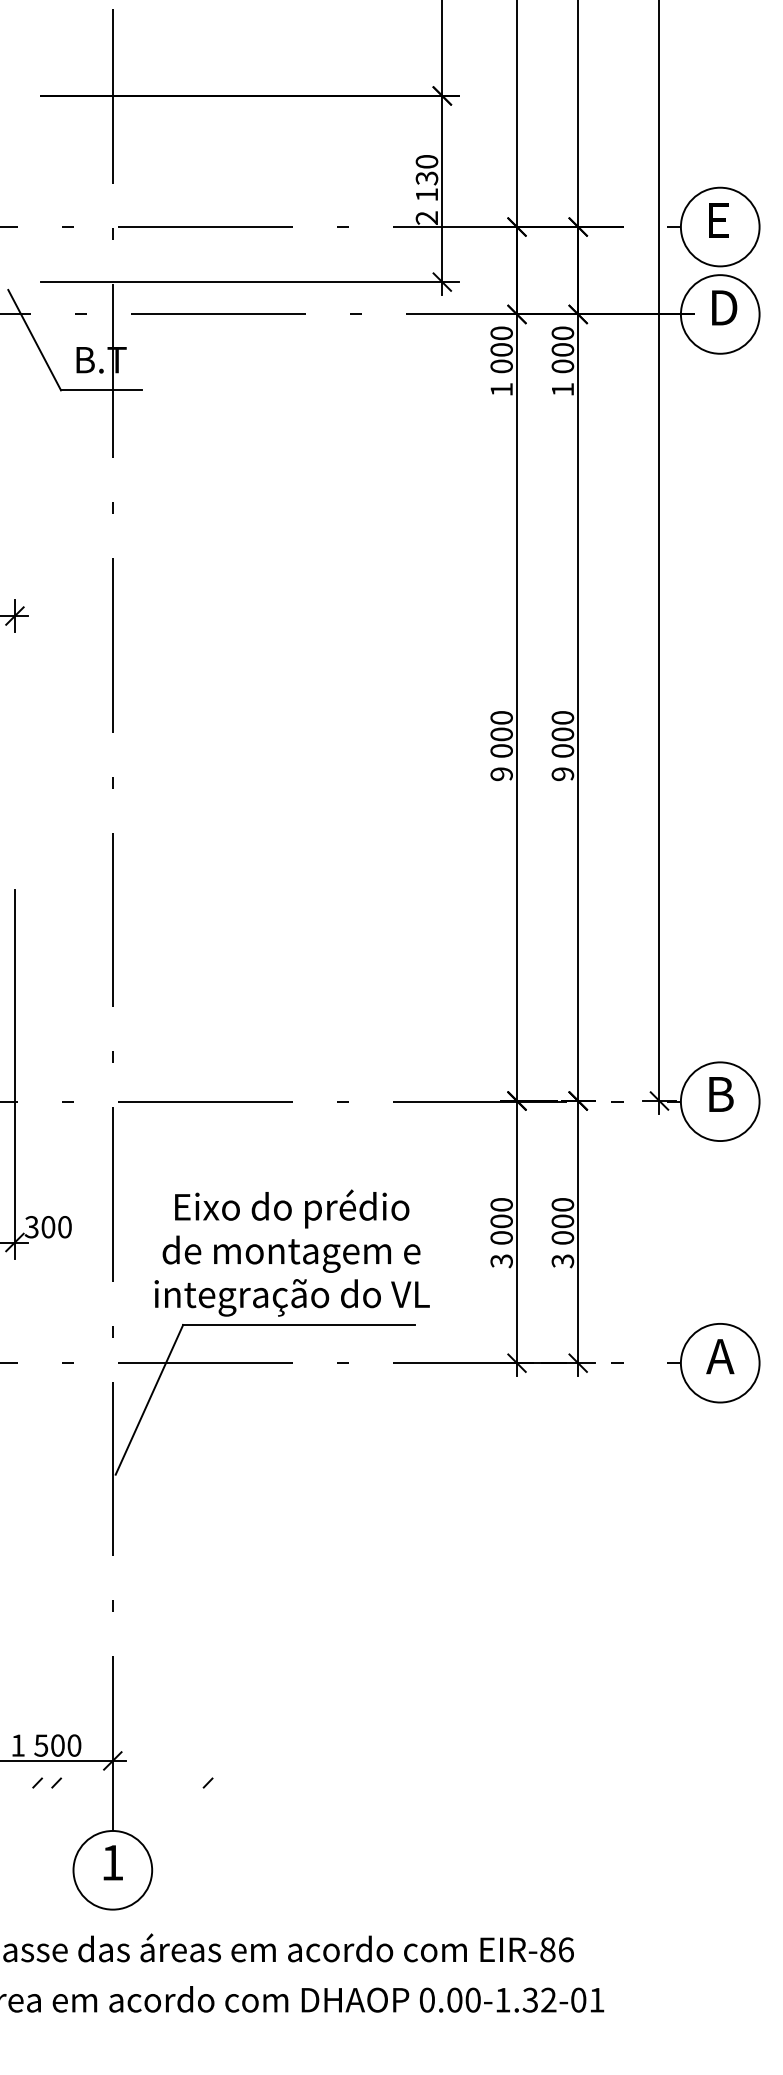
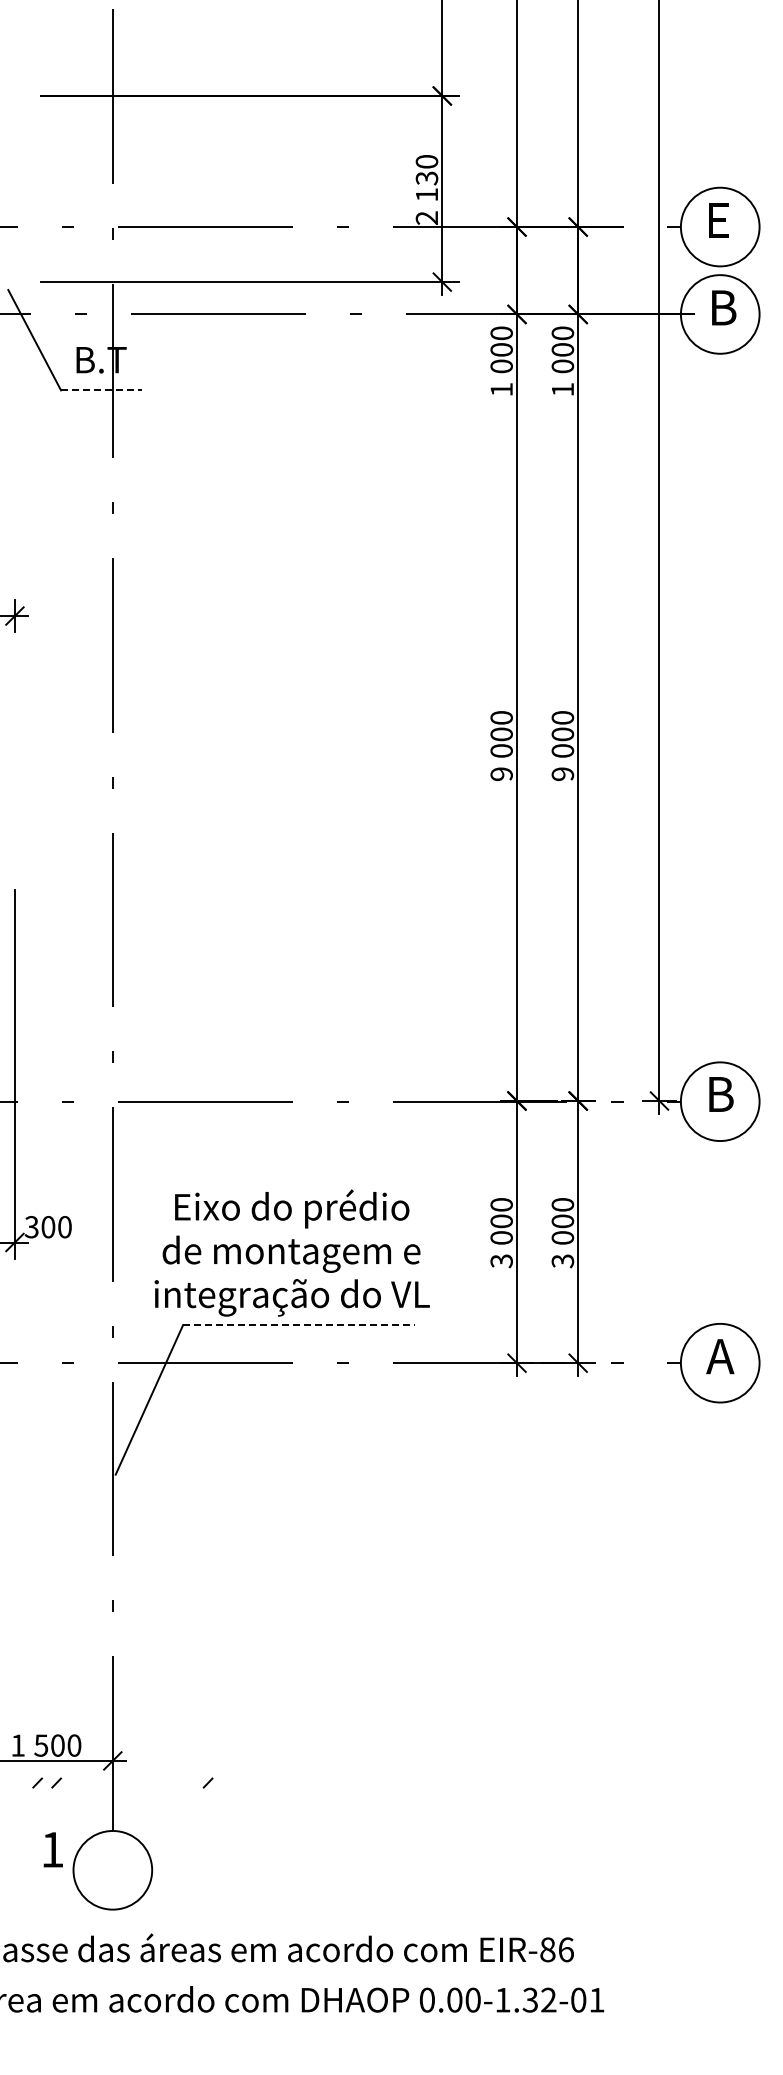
text: D -> B (726, 307)
line: solid -> dashed (101, 390)
line: solid -> dashed (298, 1324)
text position: (112, 1862) -> (52, 1849) (52, 1849)
